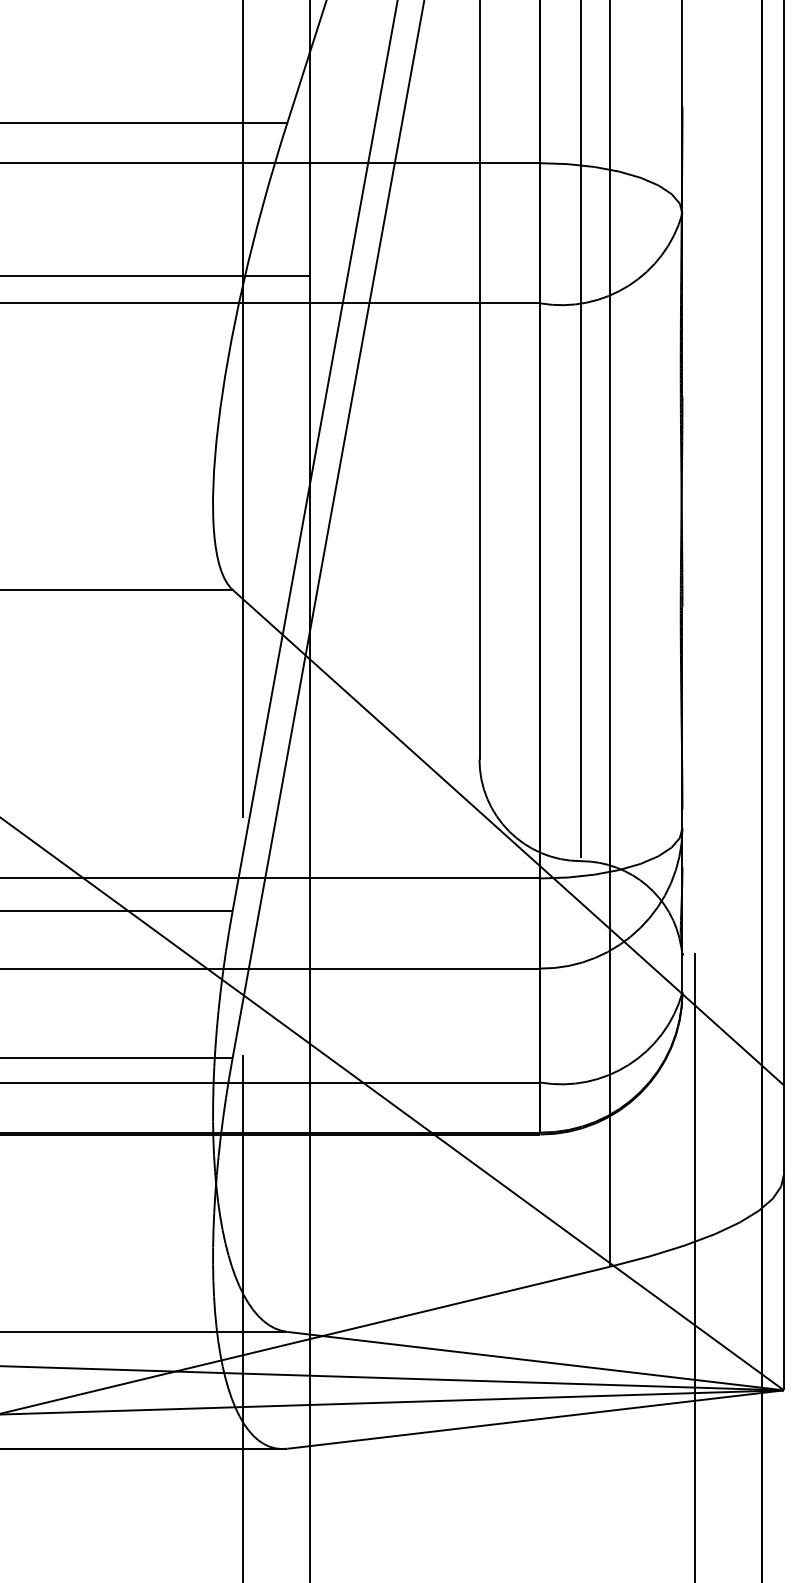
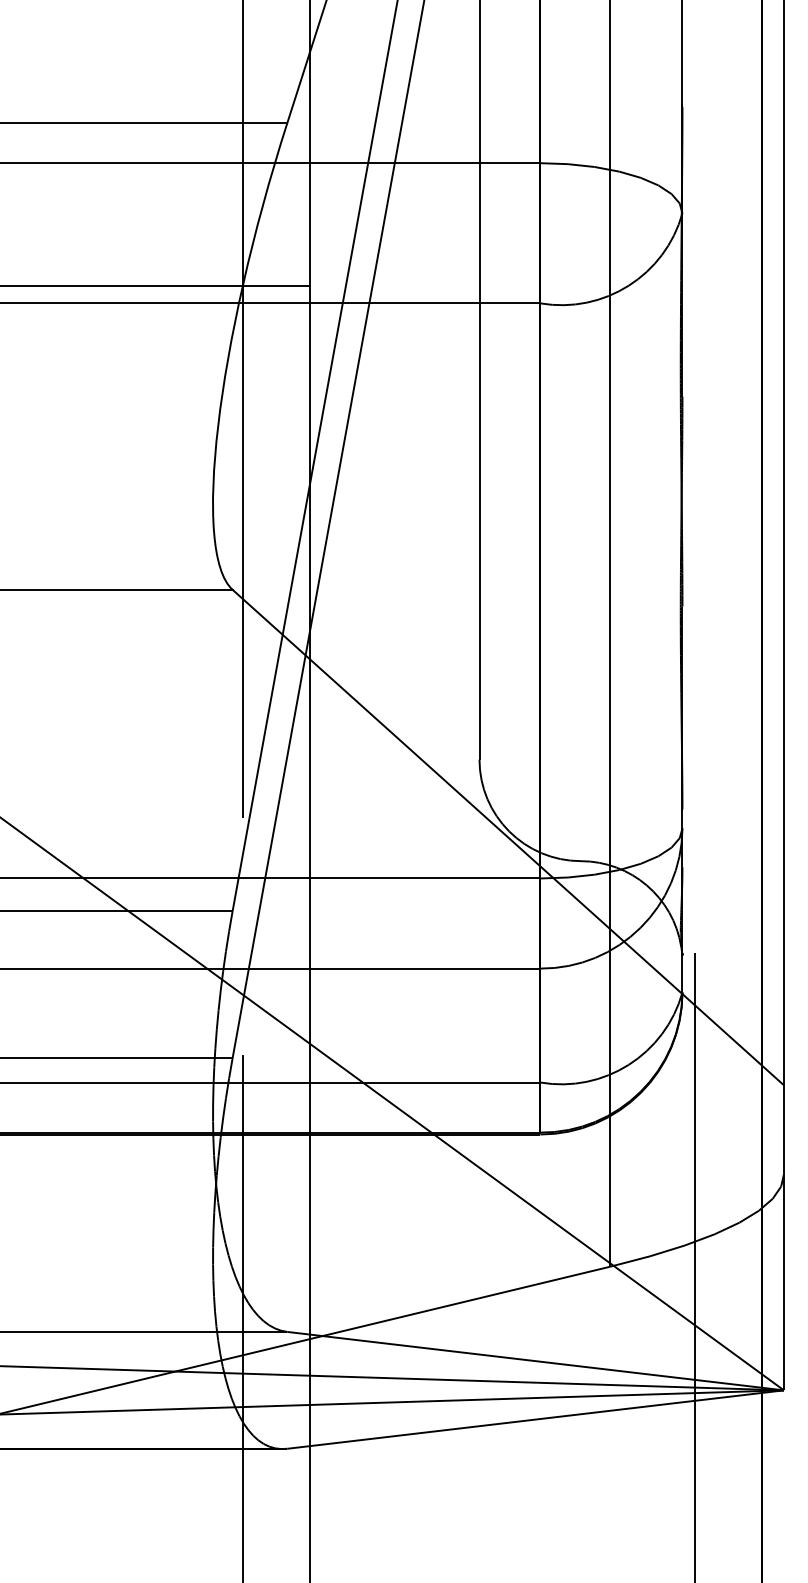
line position: (155, 276) -> (155, 286) (155, 286)
line: present -> none (580, 429)
